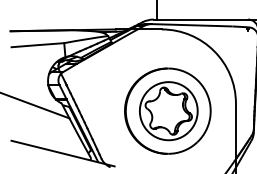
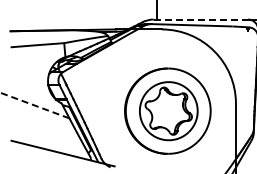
line: solid -> dashed (201, 19)
line: solid -> dashed (35, 105)
